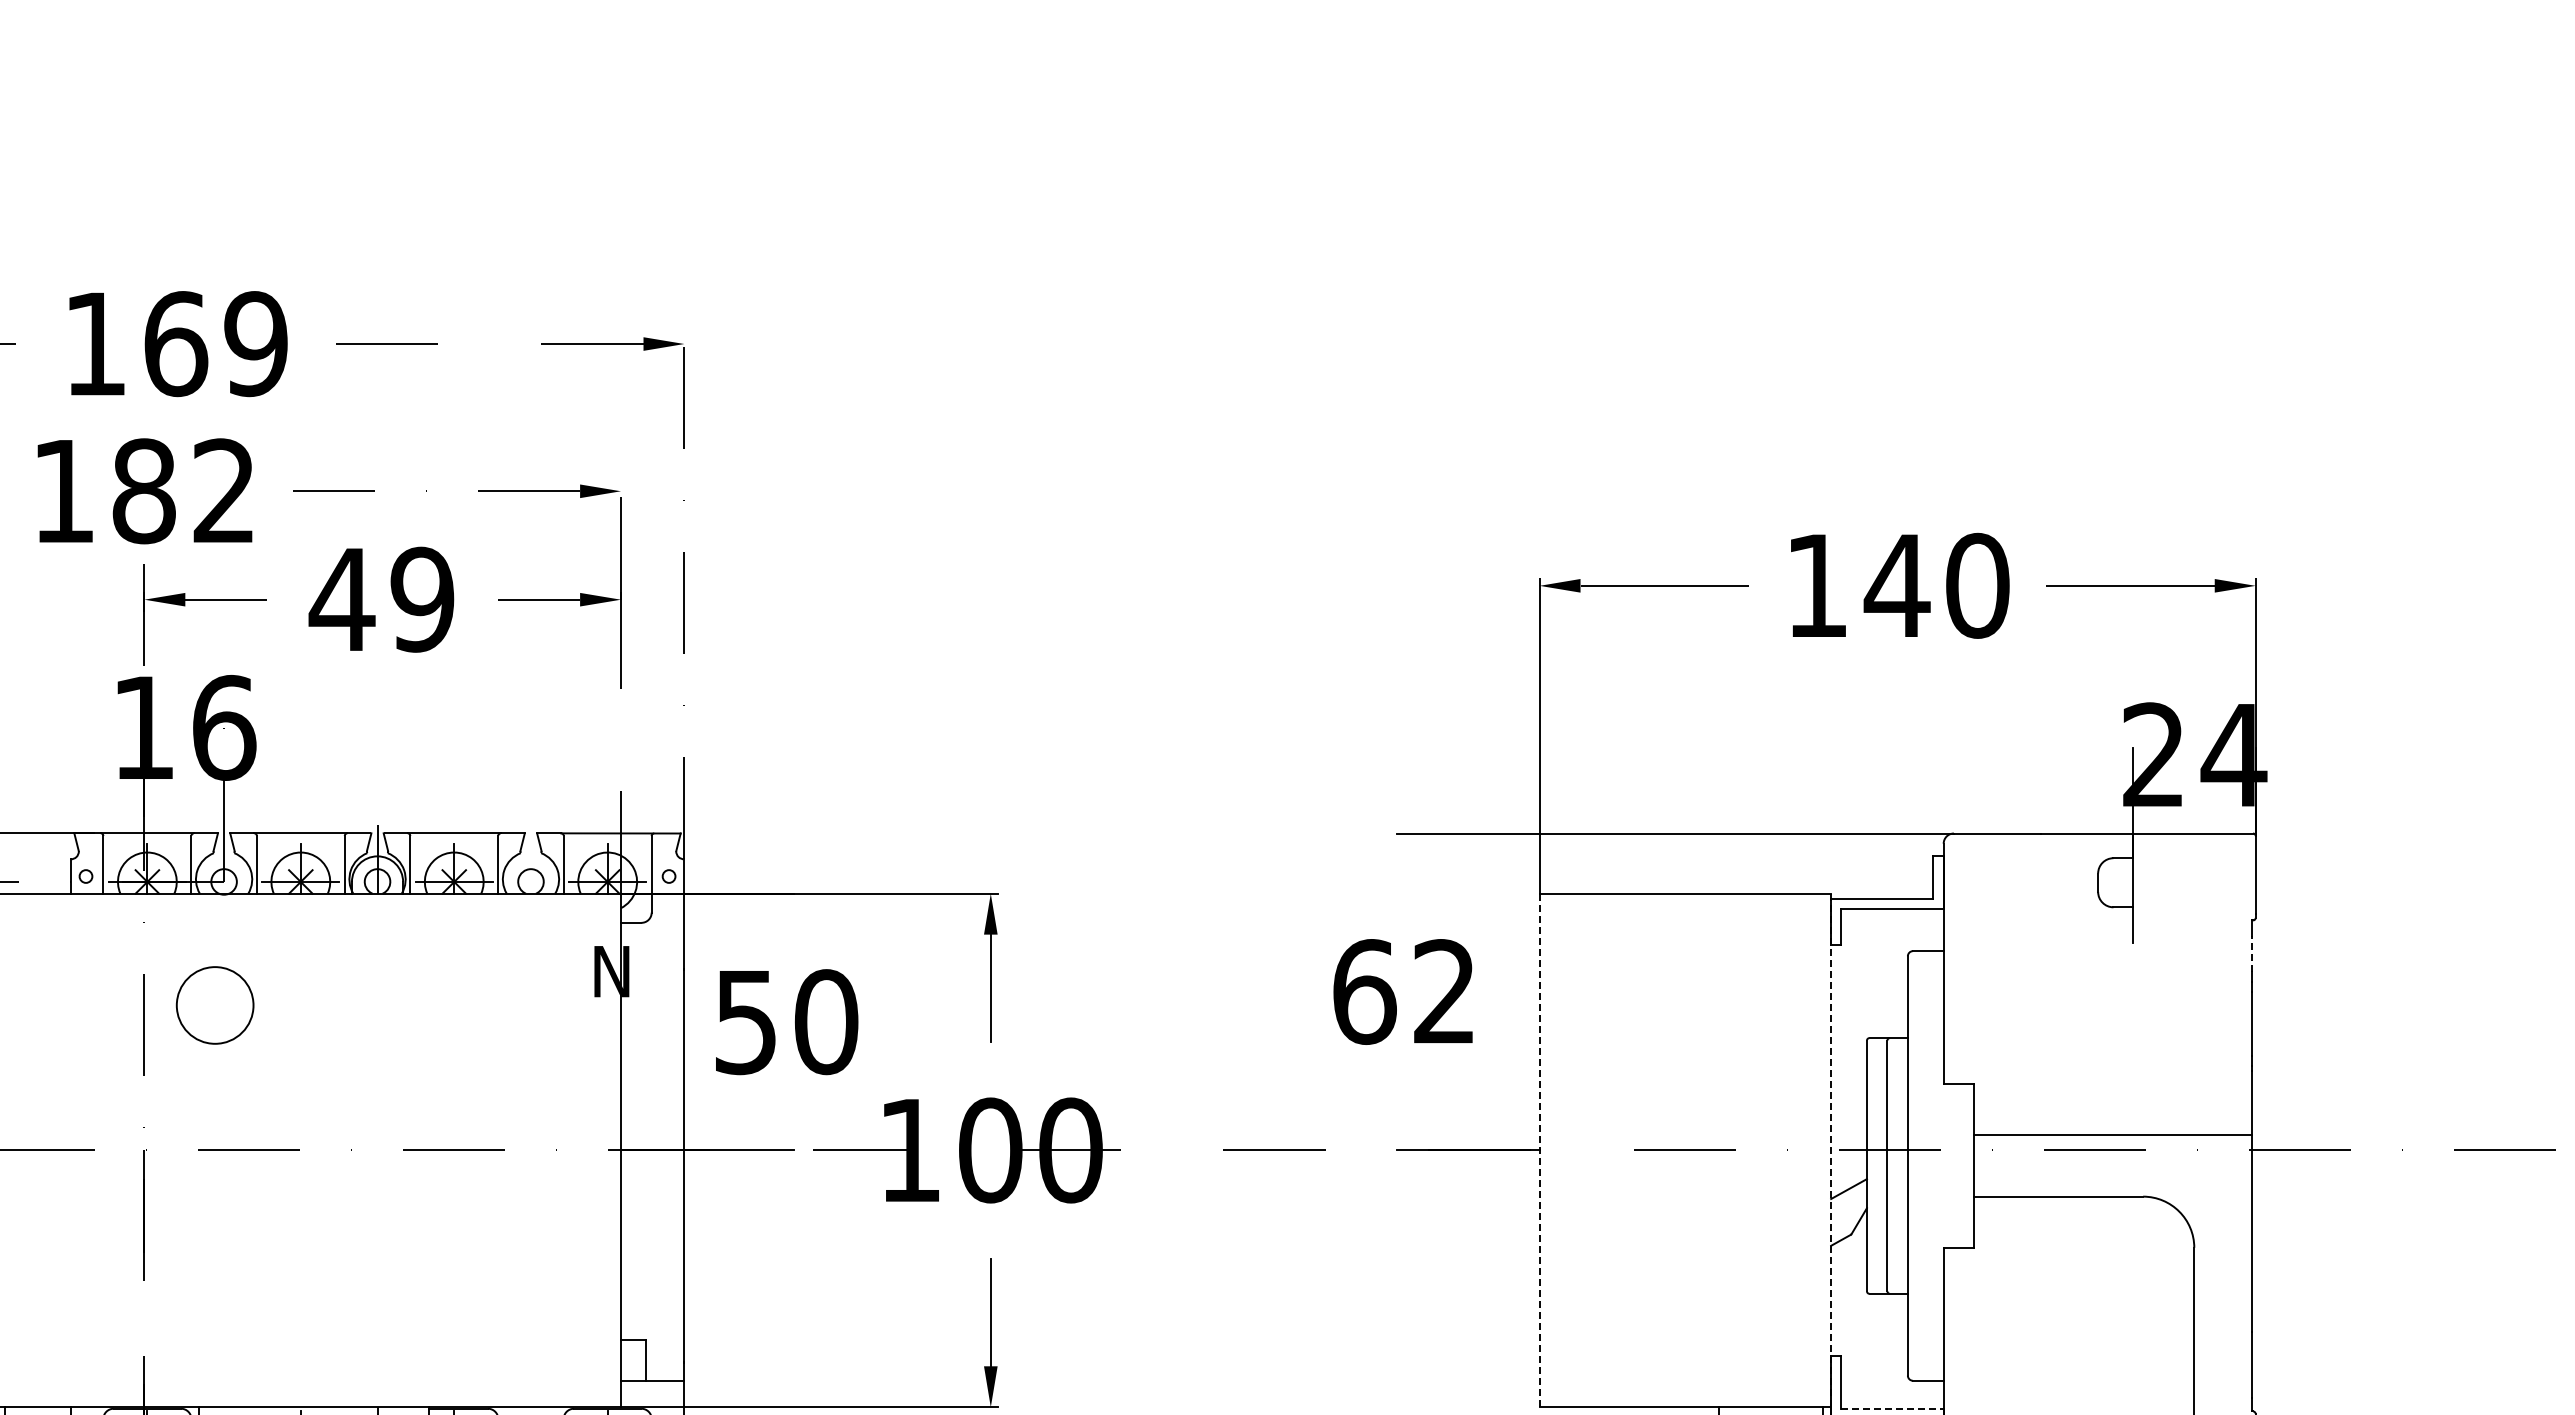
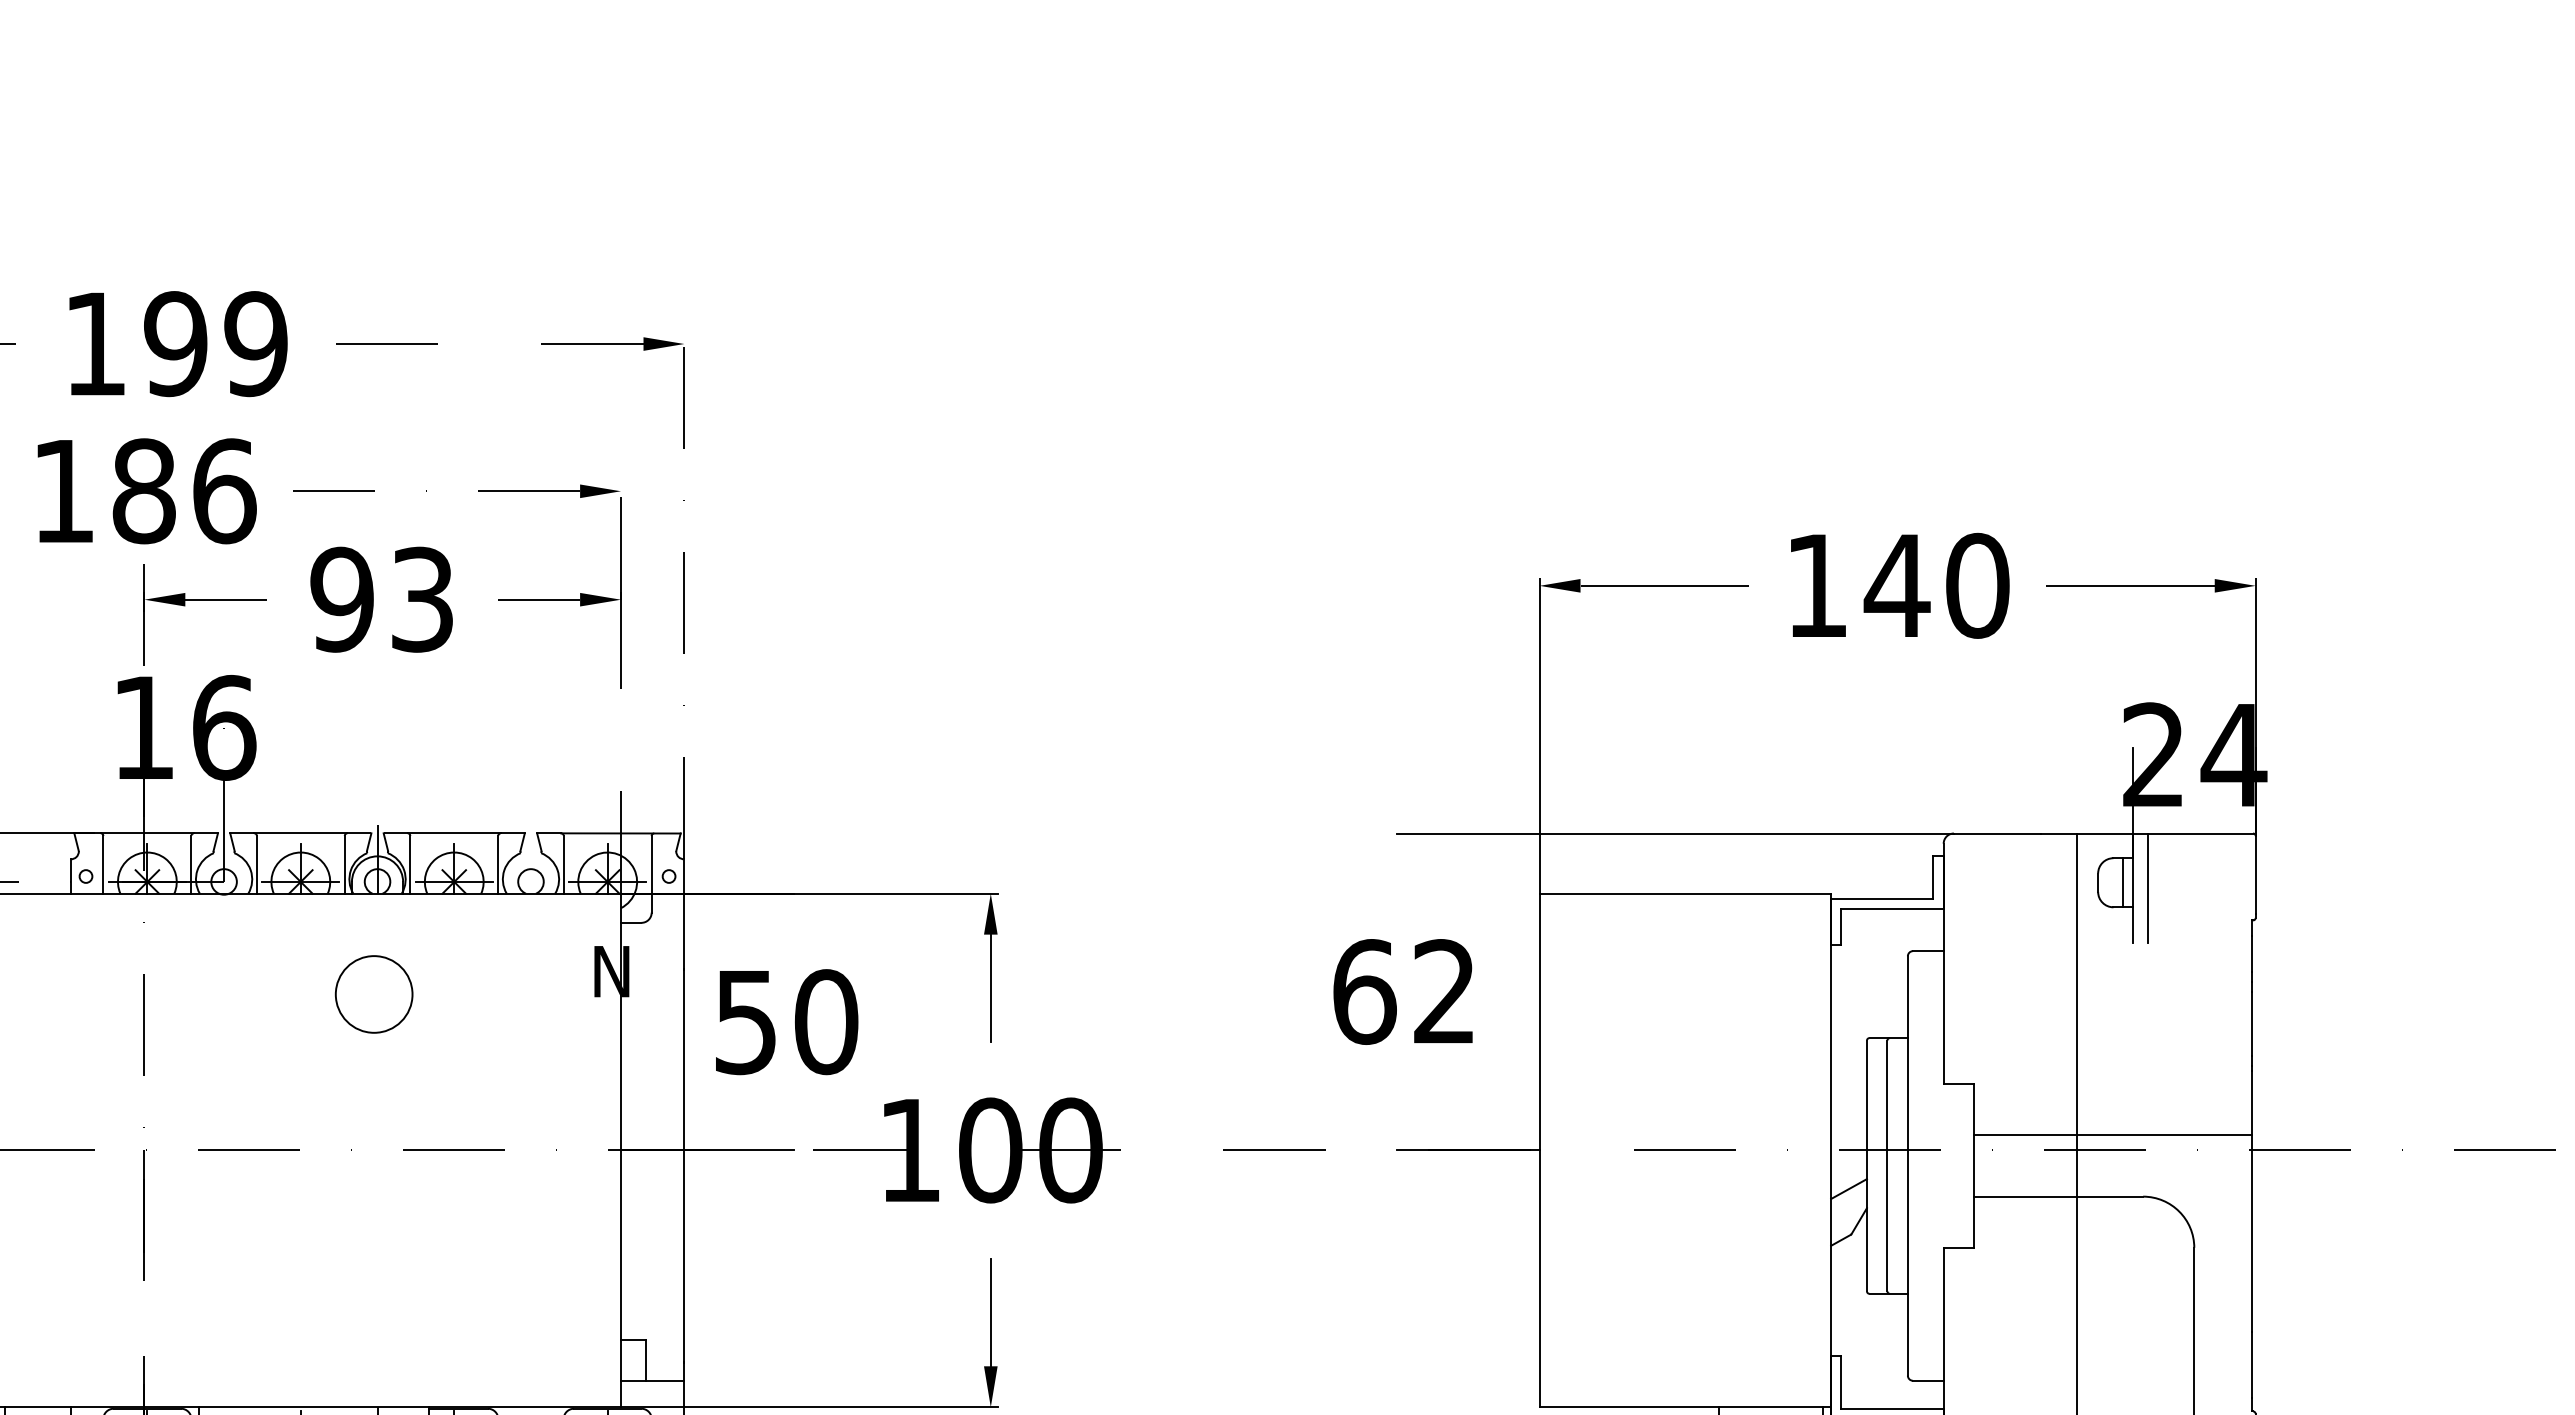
text: 169 -> 199 (176, 344)
text: 182 -> 186 (224, 491)
text: 49 -> 93 (381, 599)
line: none -> present (2122, 882)
line: none -> present (2148, 887)
line: dashed -> solid (2252, 953)
circle position: (214, 1005) -> (373, 994) (373, 994)
line: none -> present (2076, 1122)
line: dashed -> solid (1539, 1150)
line: dashed -> solid (1831, 1150)
line: dashed -> solid (1893, 1408)
